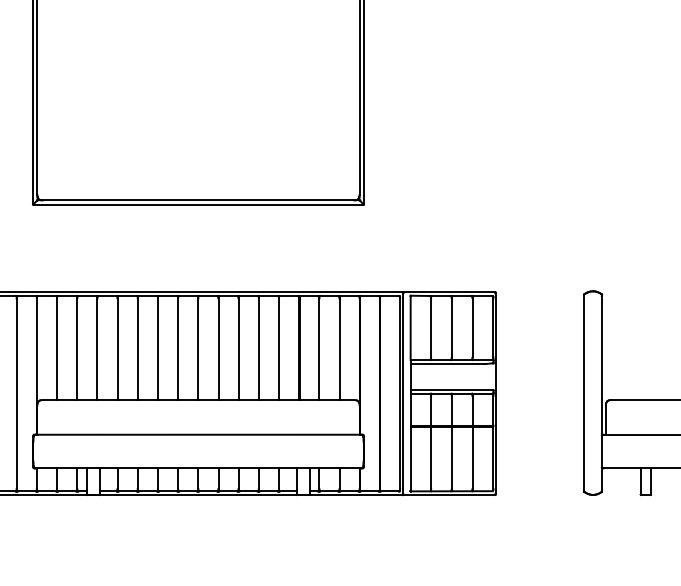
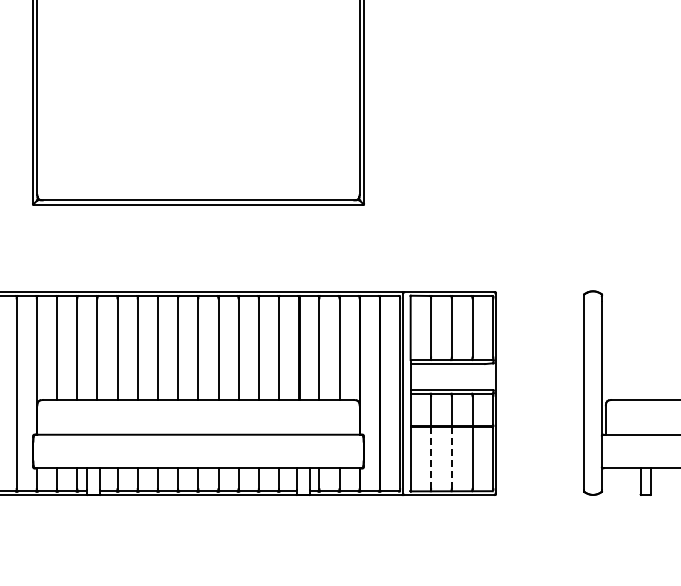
line: solid -> dashed (431, 458)
line: solid -> dashed (451, 458)
